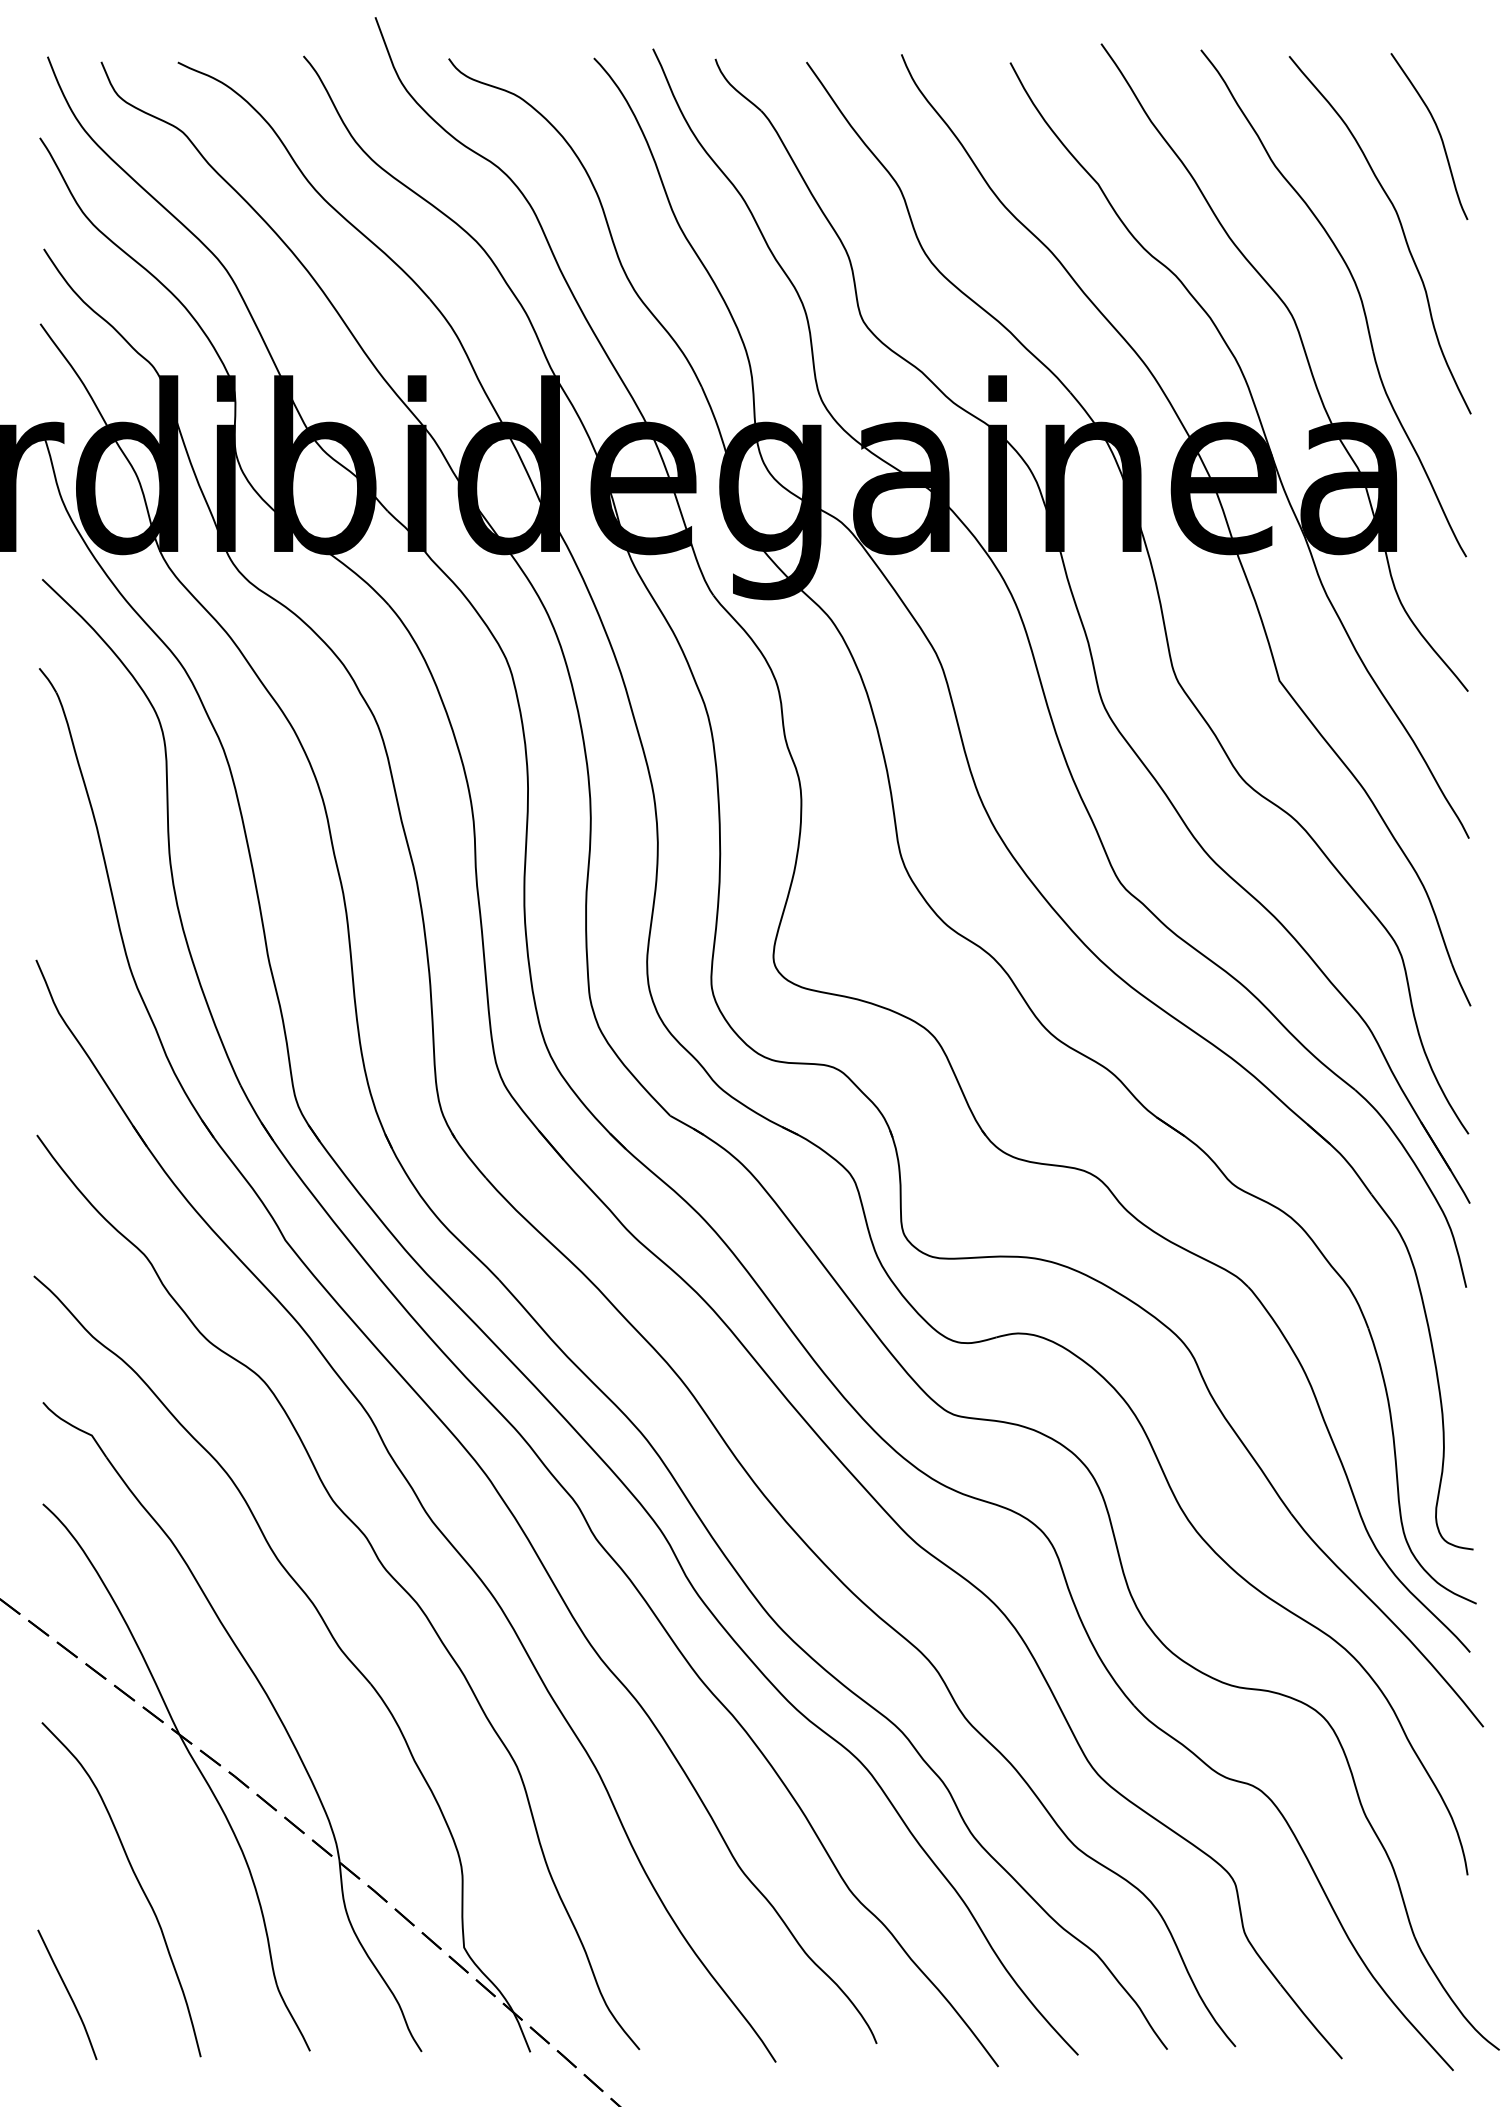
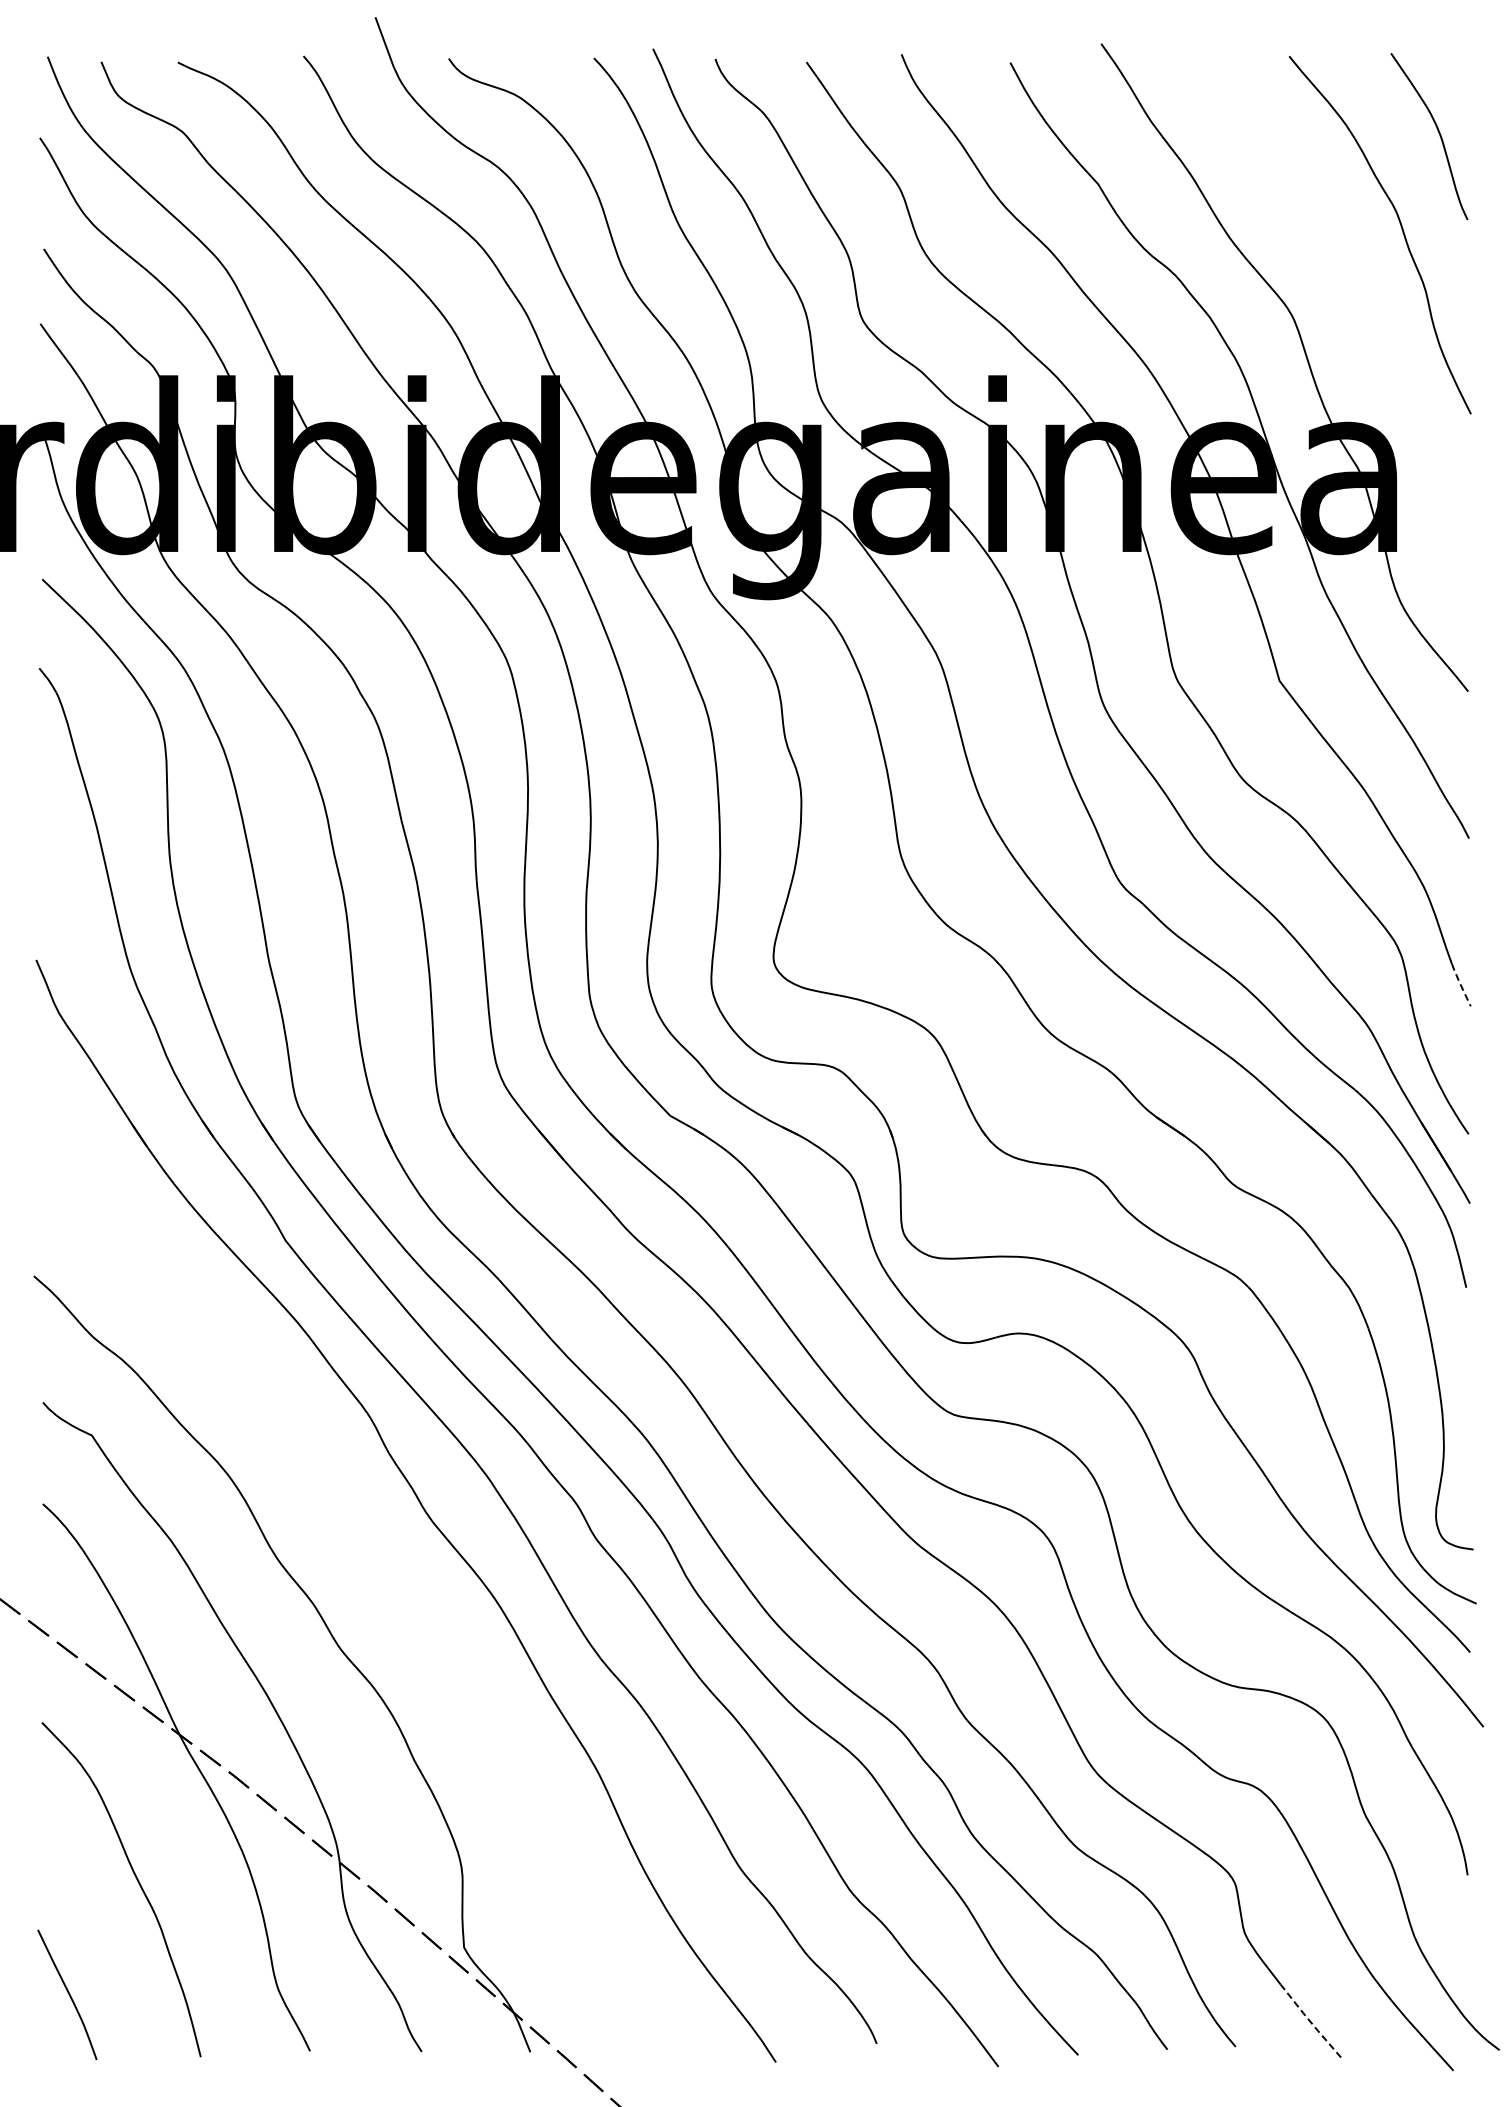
part: present -> none (1357, 292)
line: solid -> dashed (1460, 984)
curve: present -> none (380, 1564)
line: solid -> dashed (1311, 2022)
